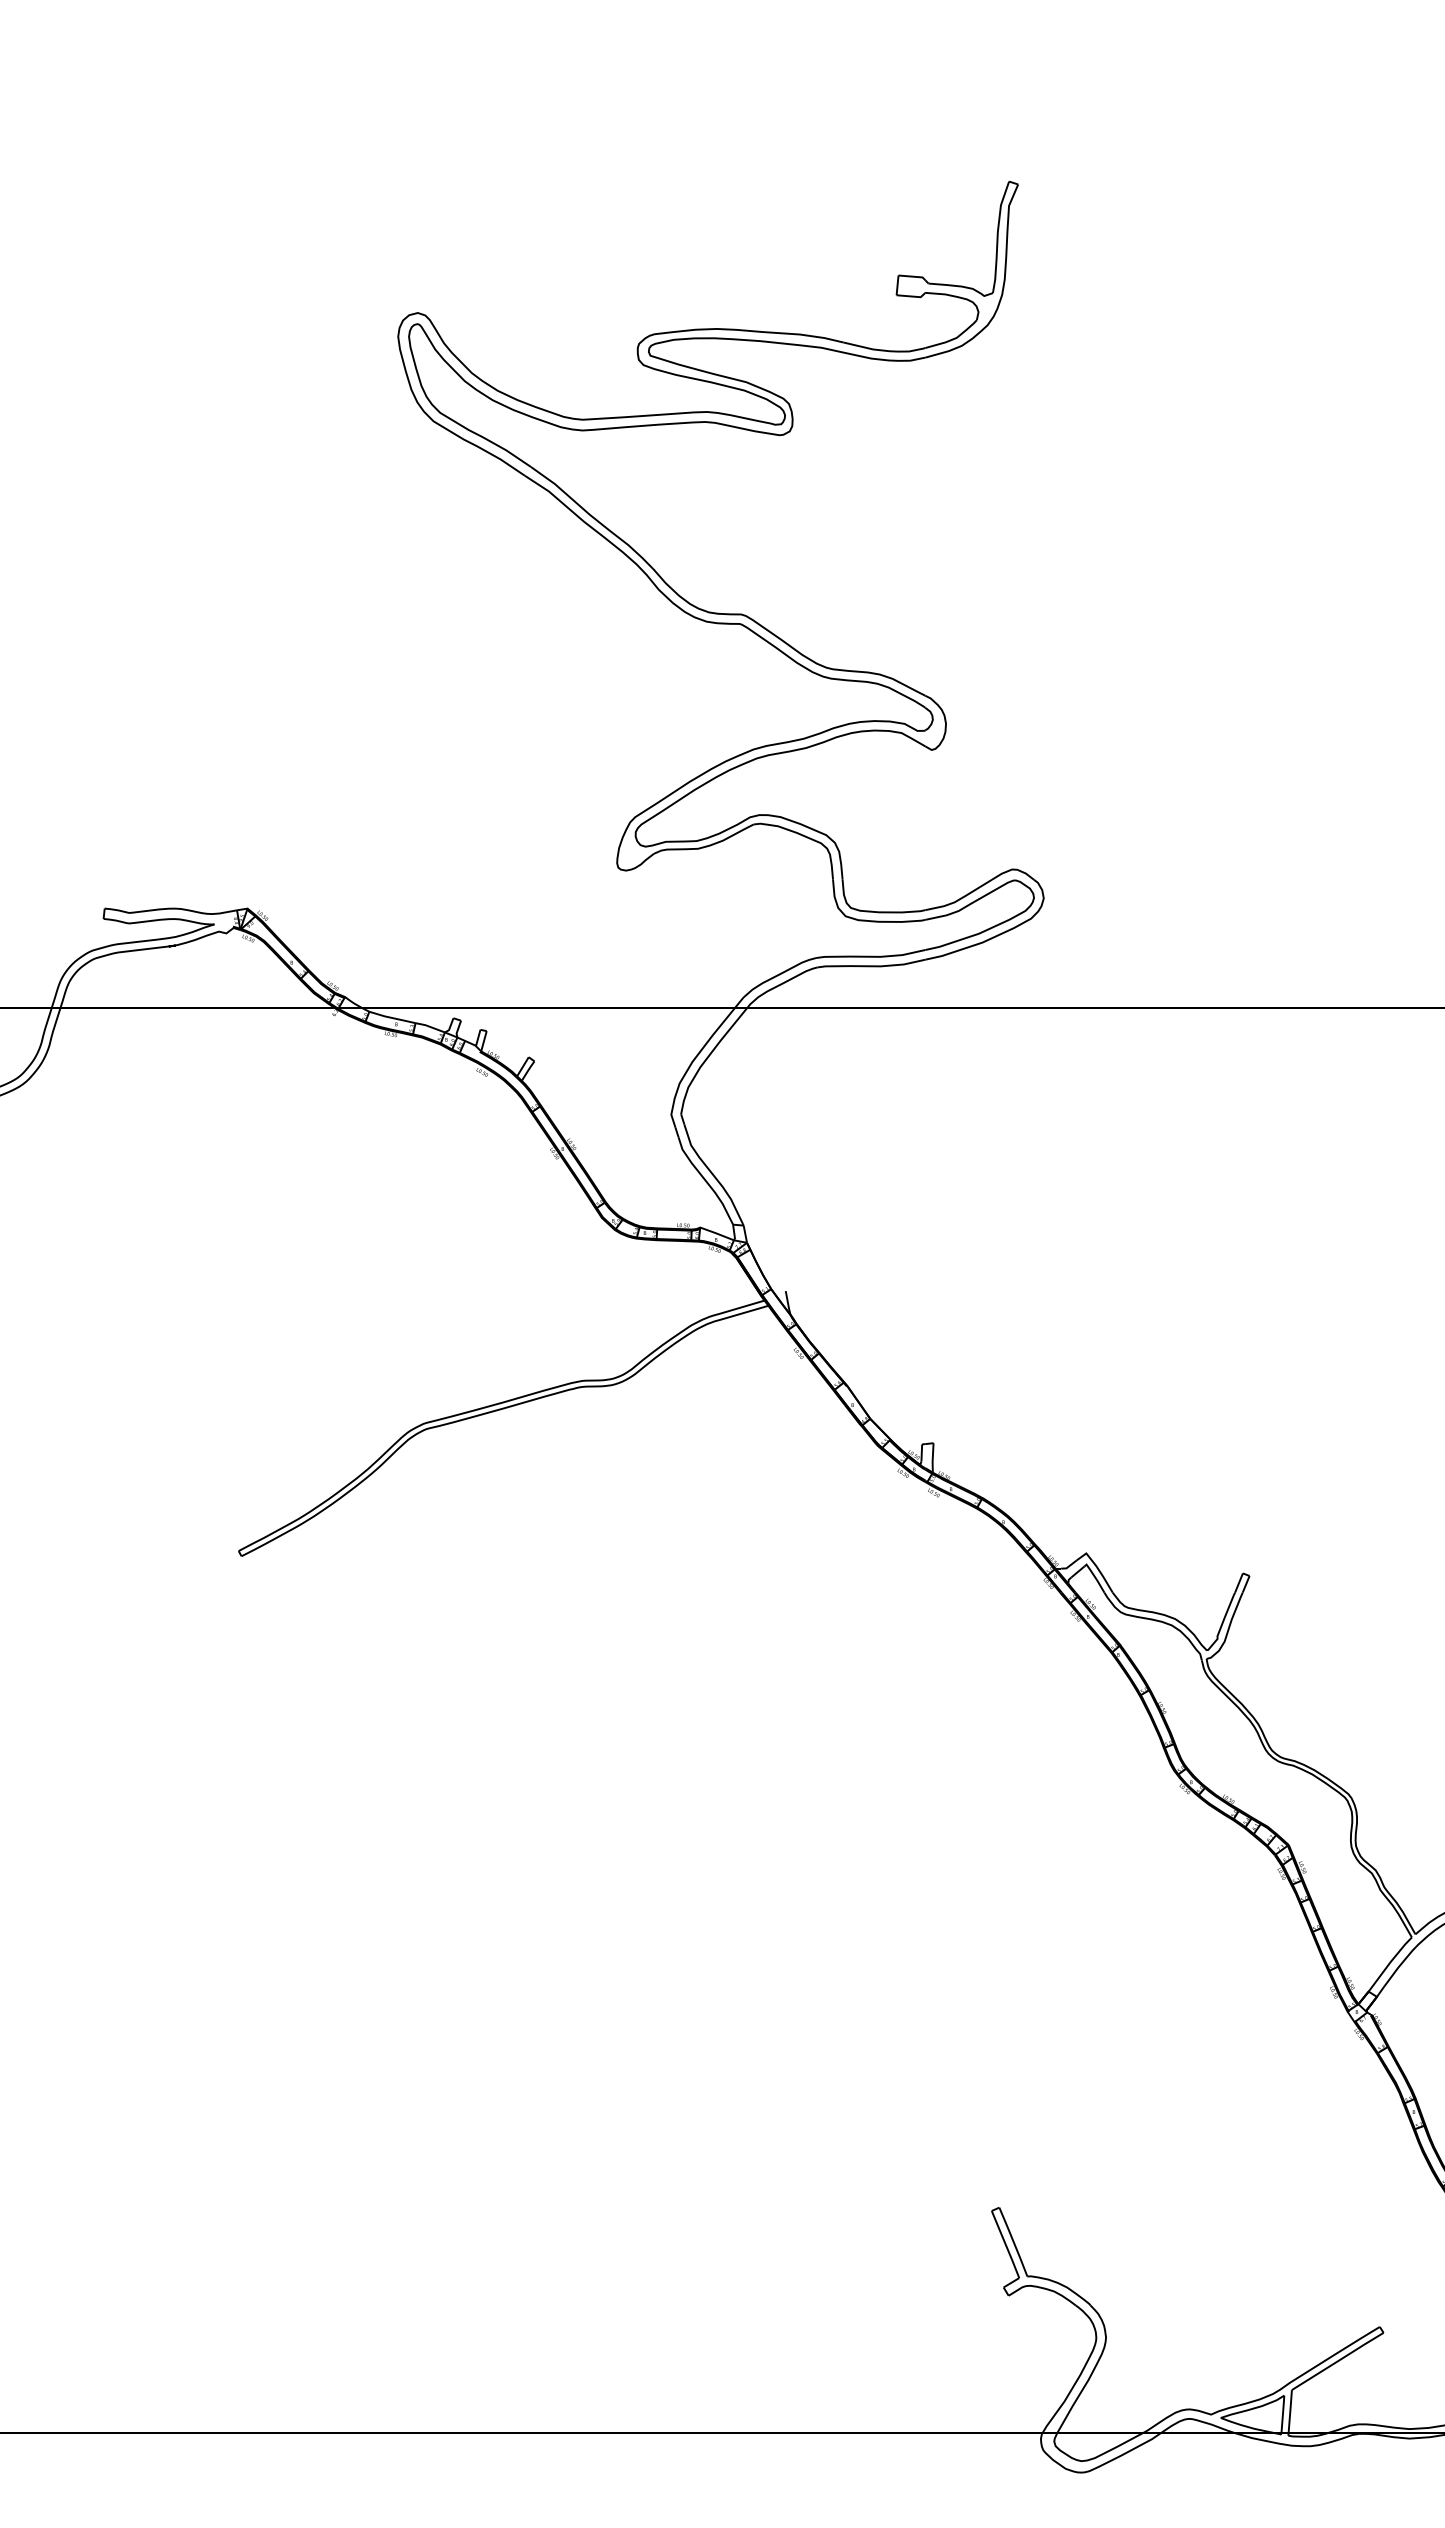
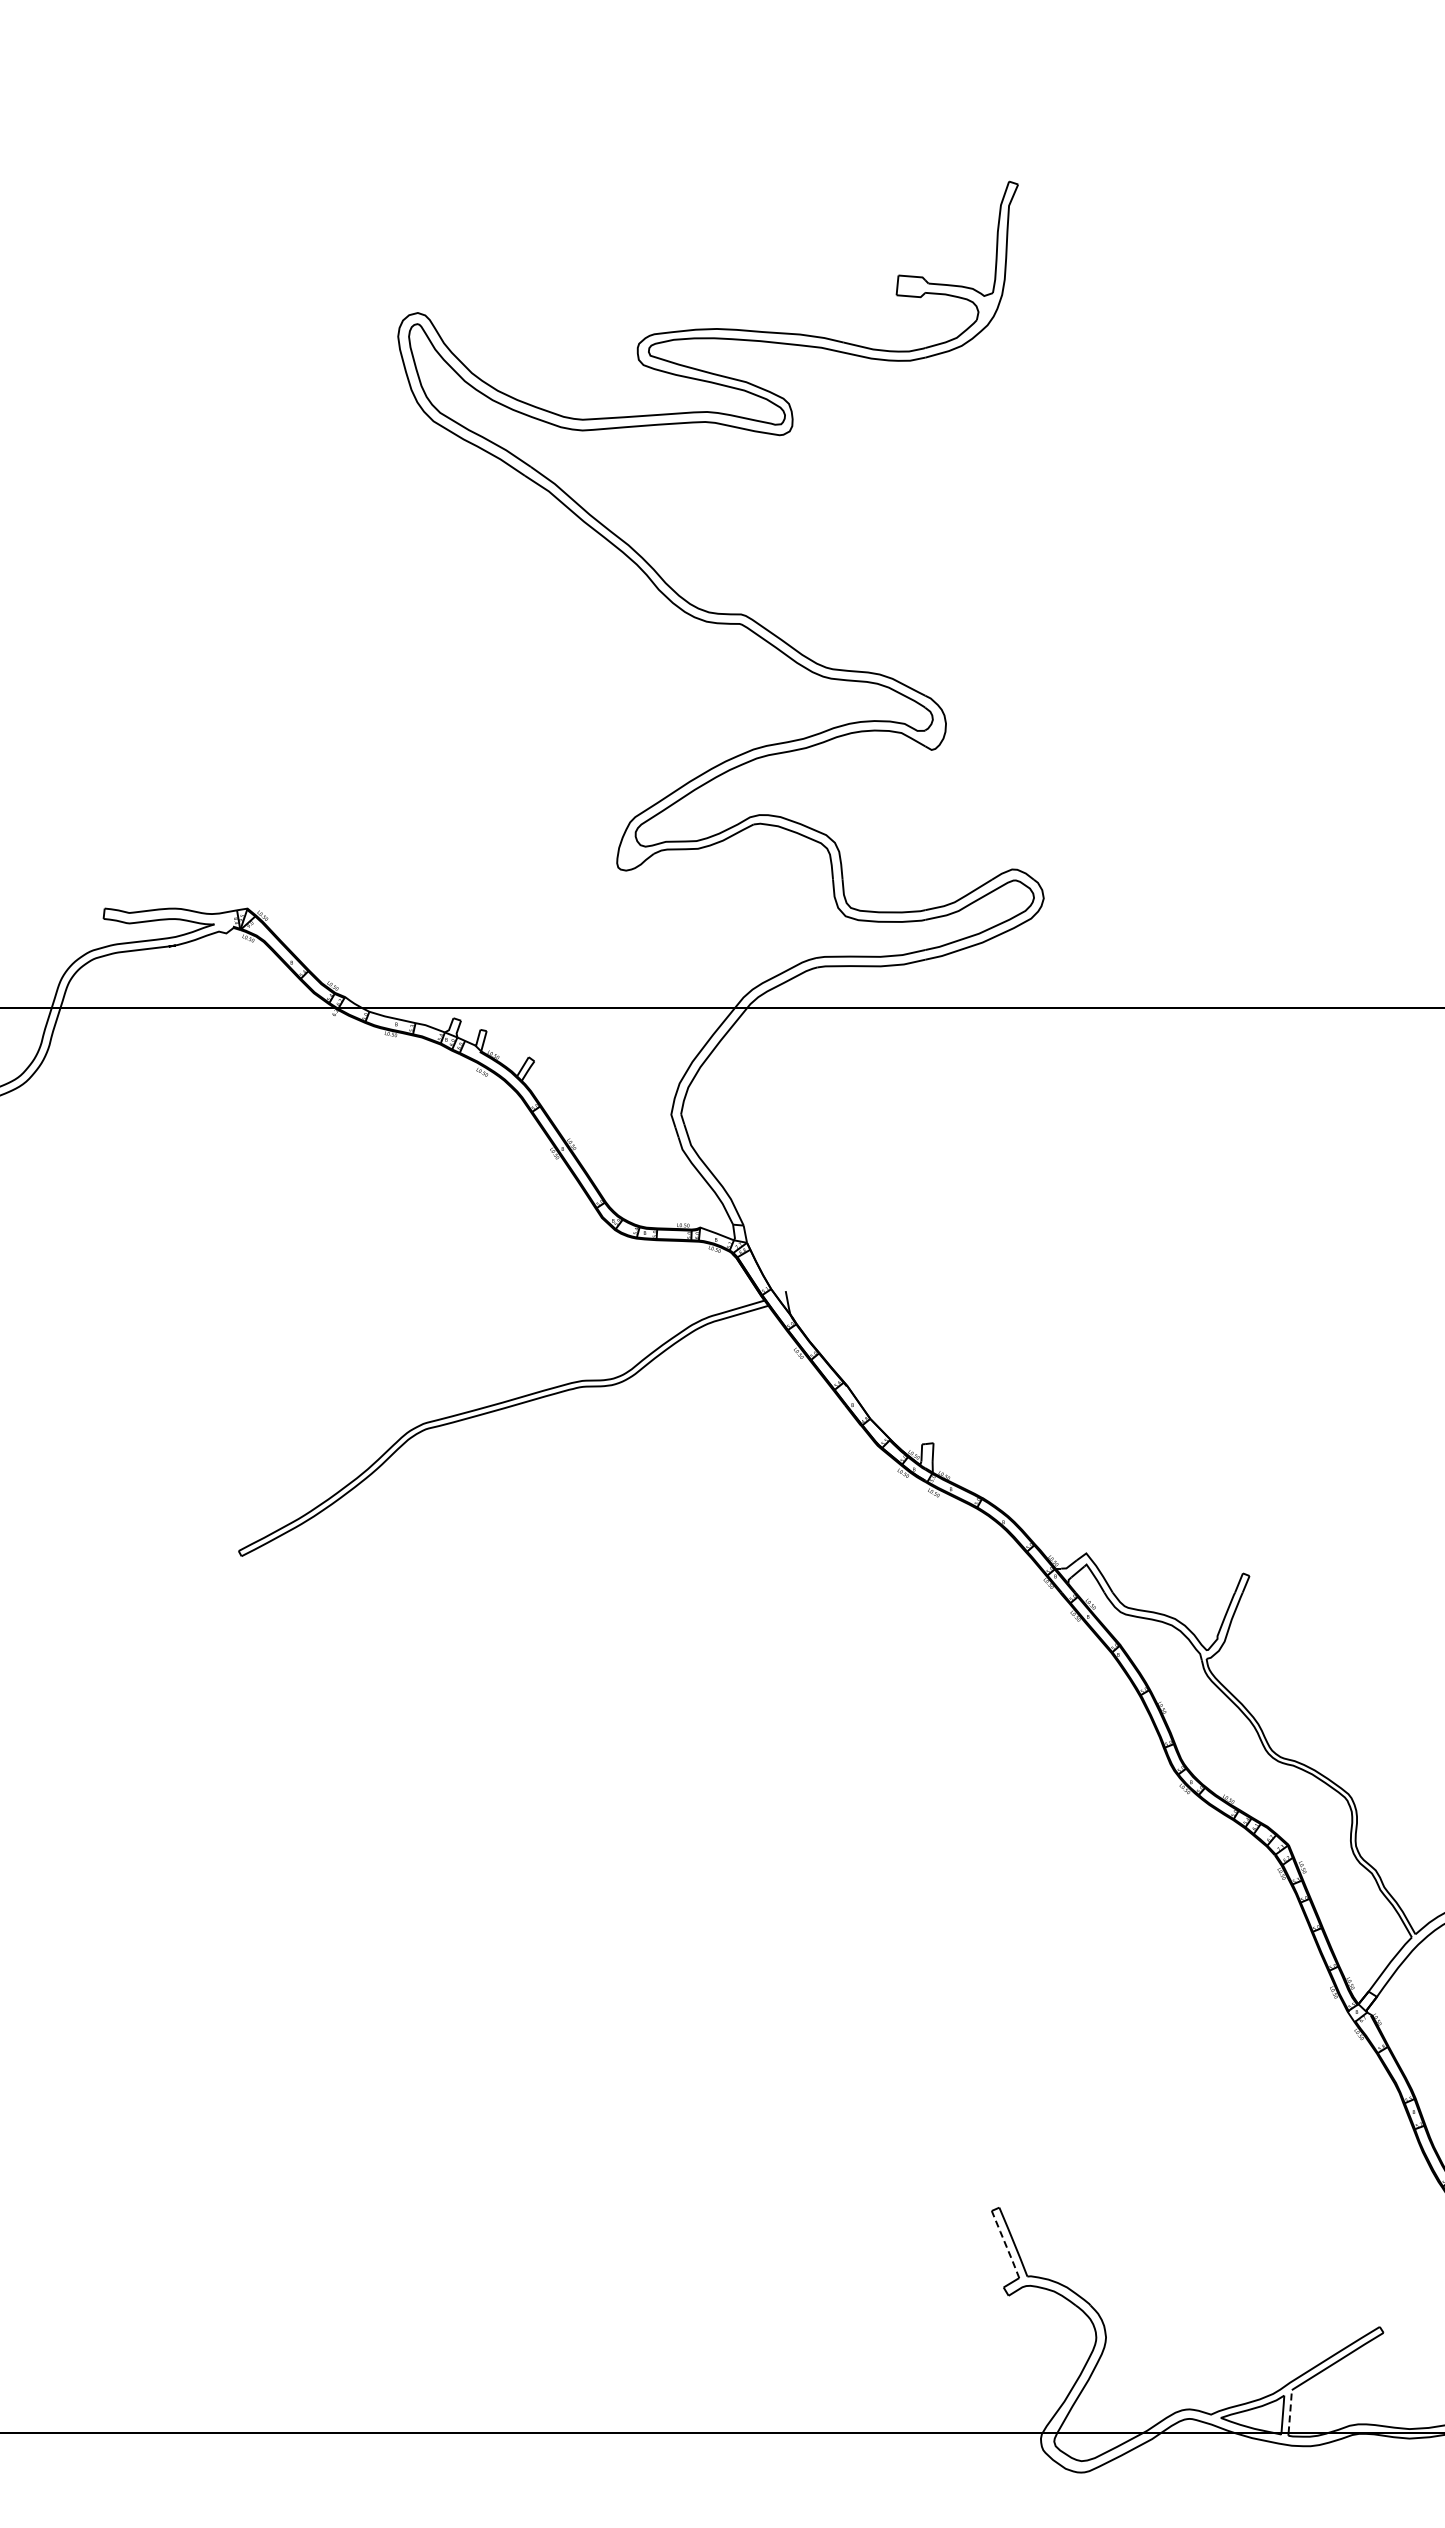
line: solid -> dashed (1005, 2244)
line: solid -> dashed (1290, 2411)
